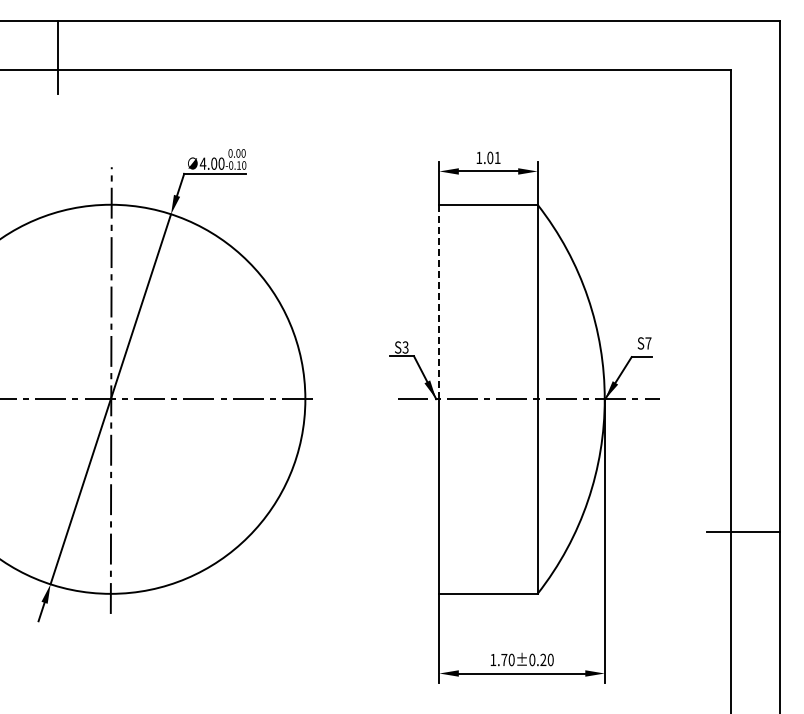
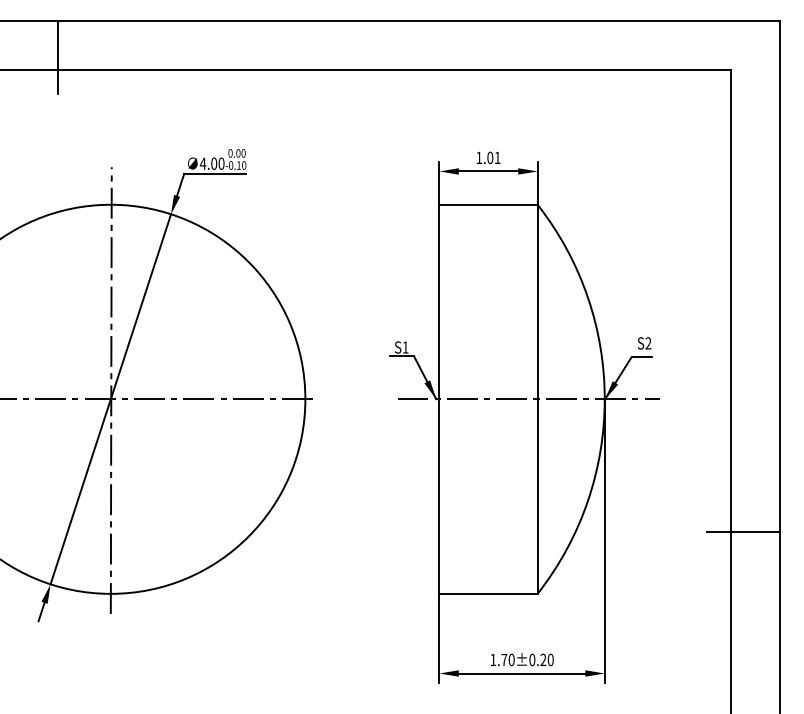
line: dashed -> solid (439, 301)
text: S7 -> S2 (648, 343)
text: S3 -> S1 (405, 347)
